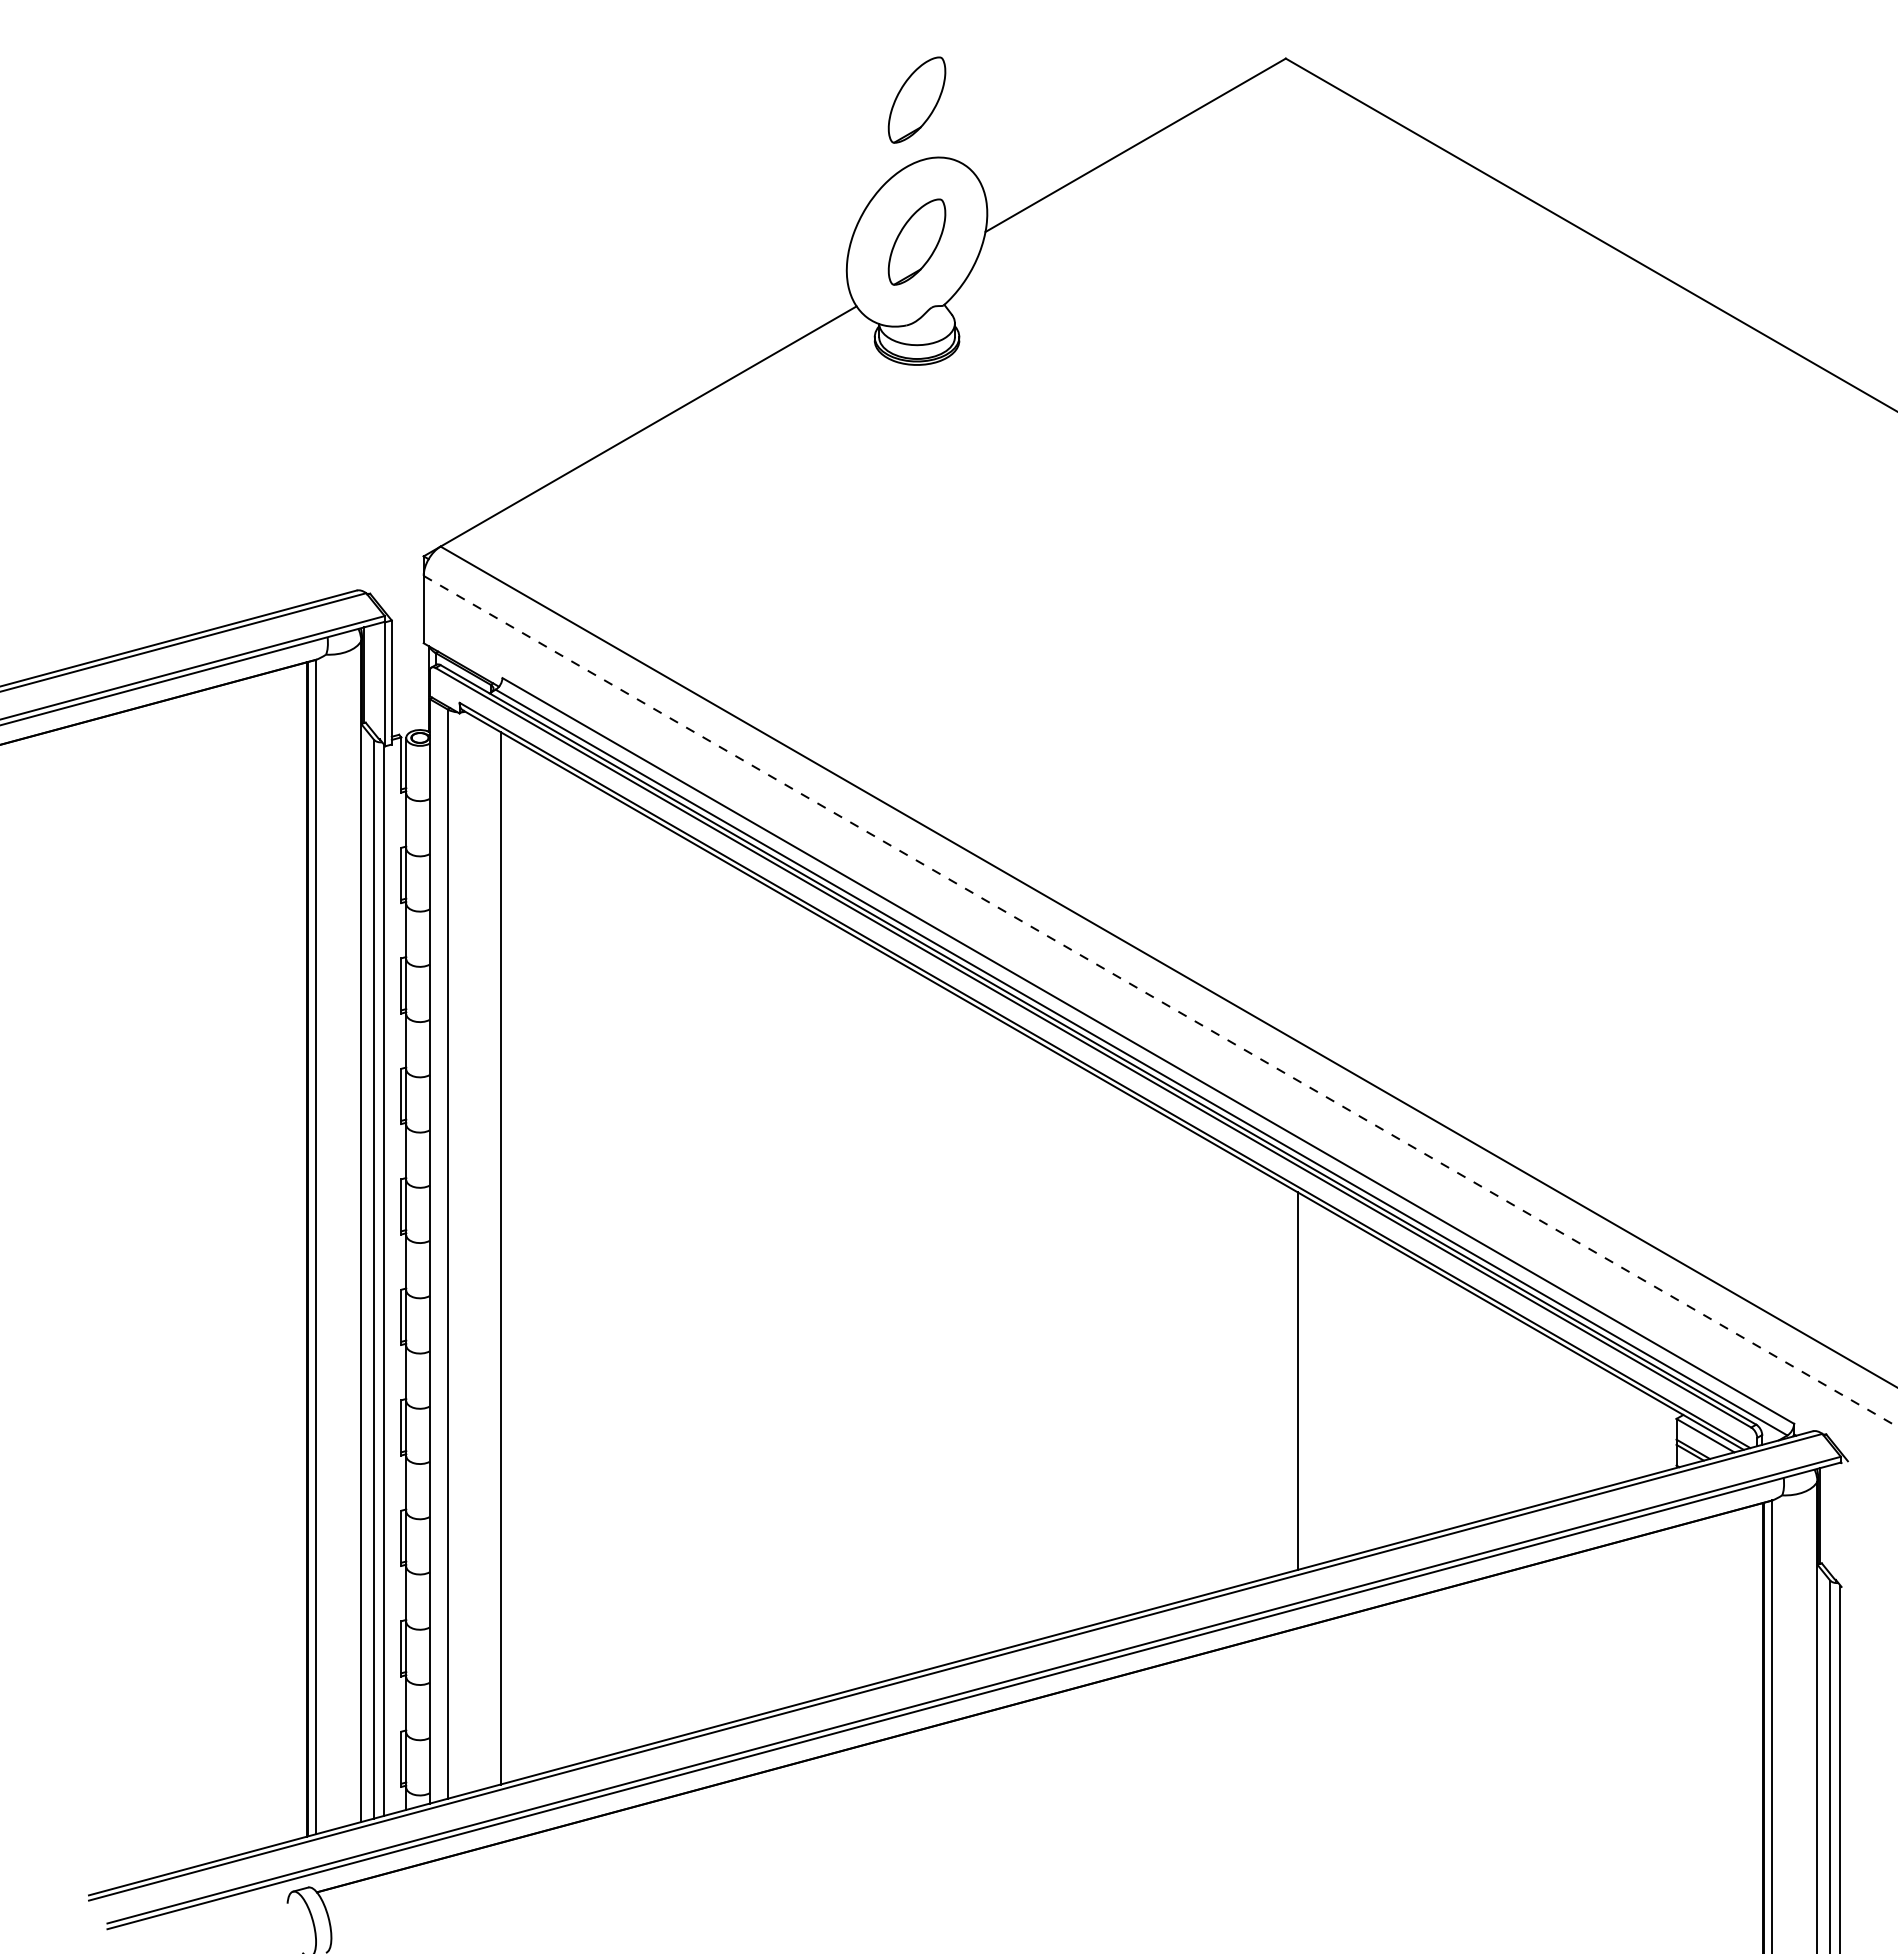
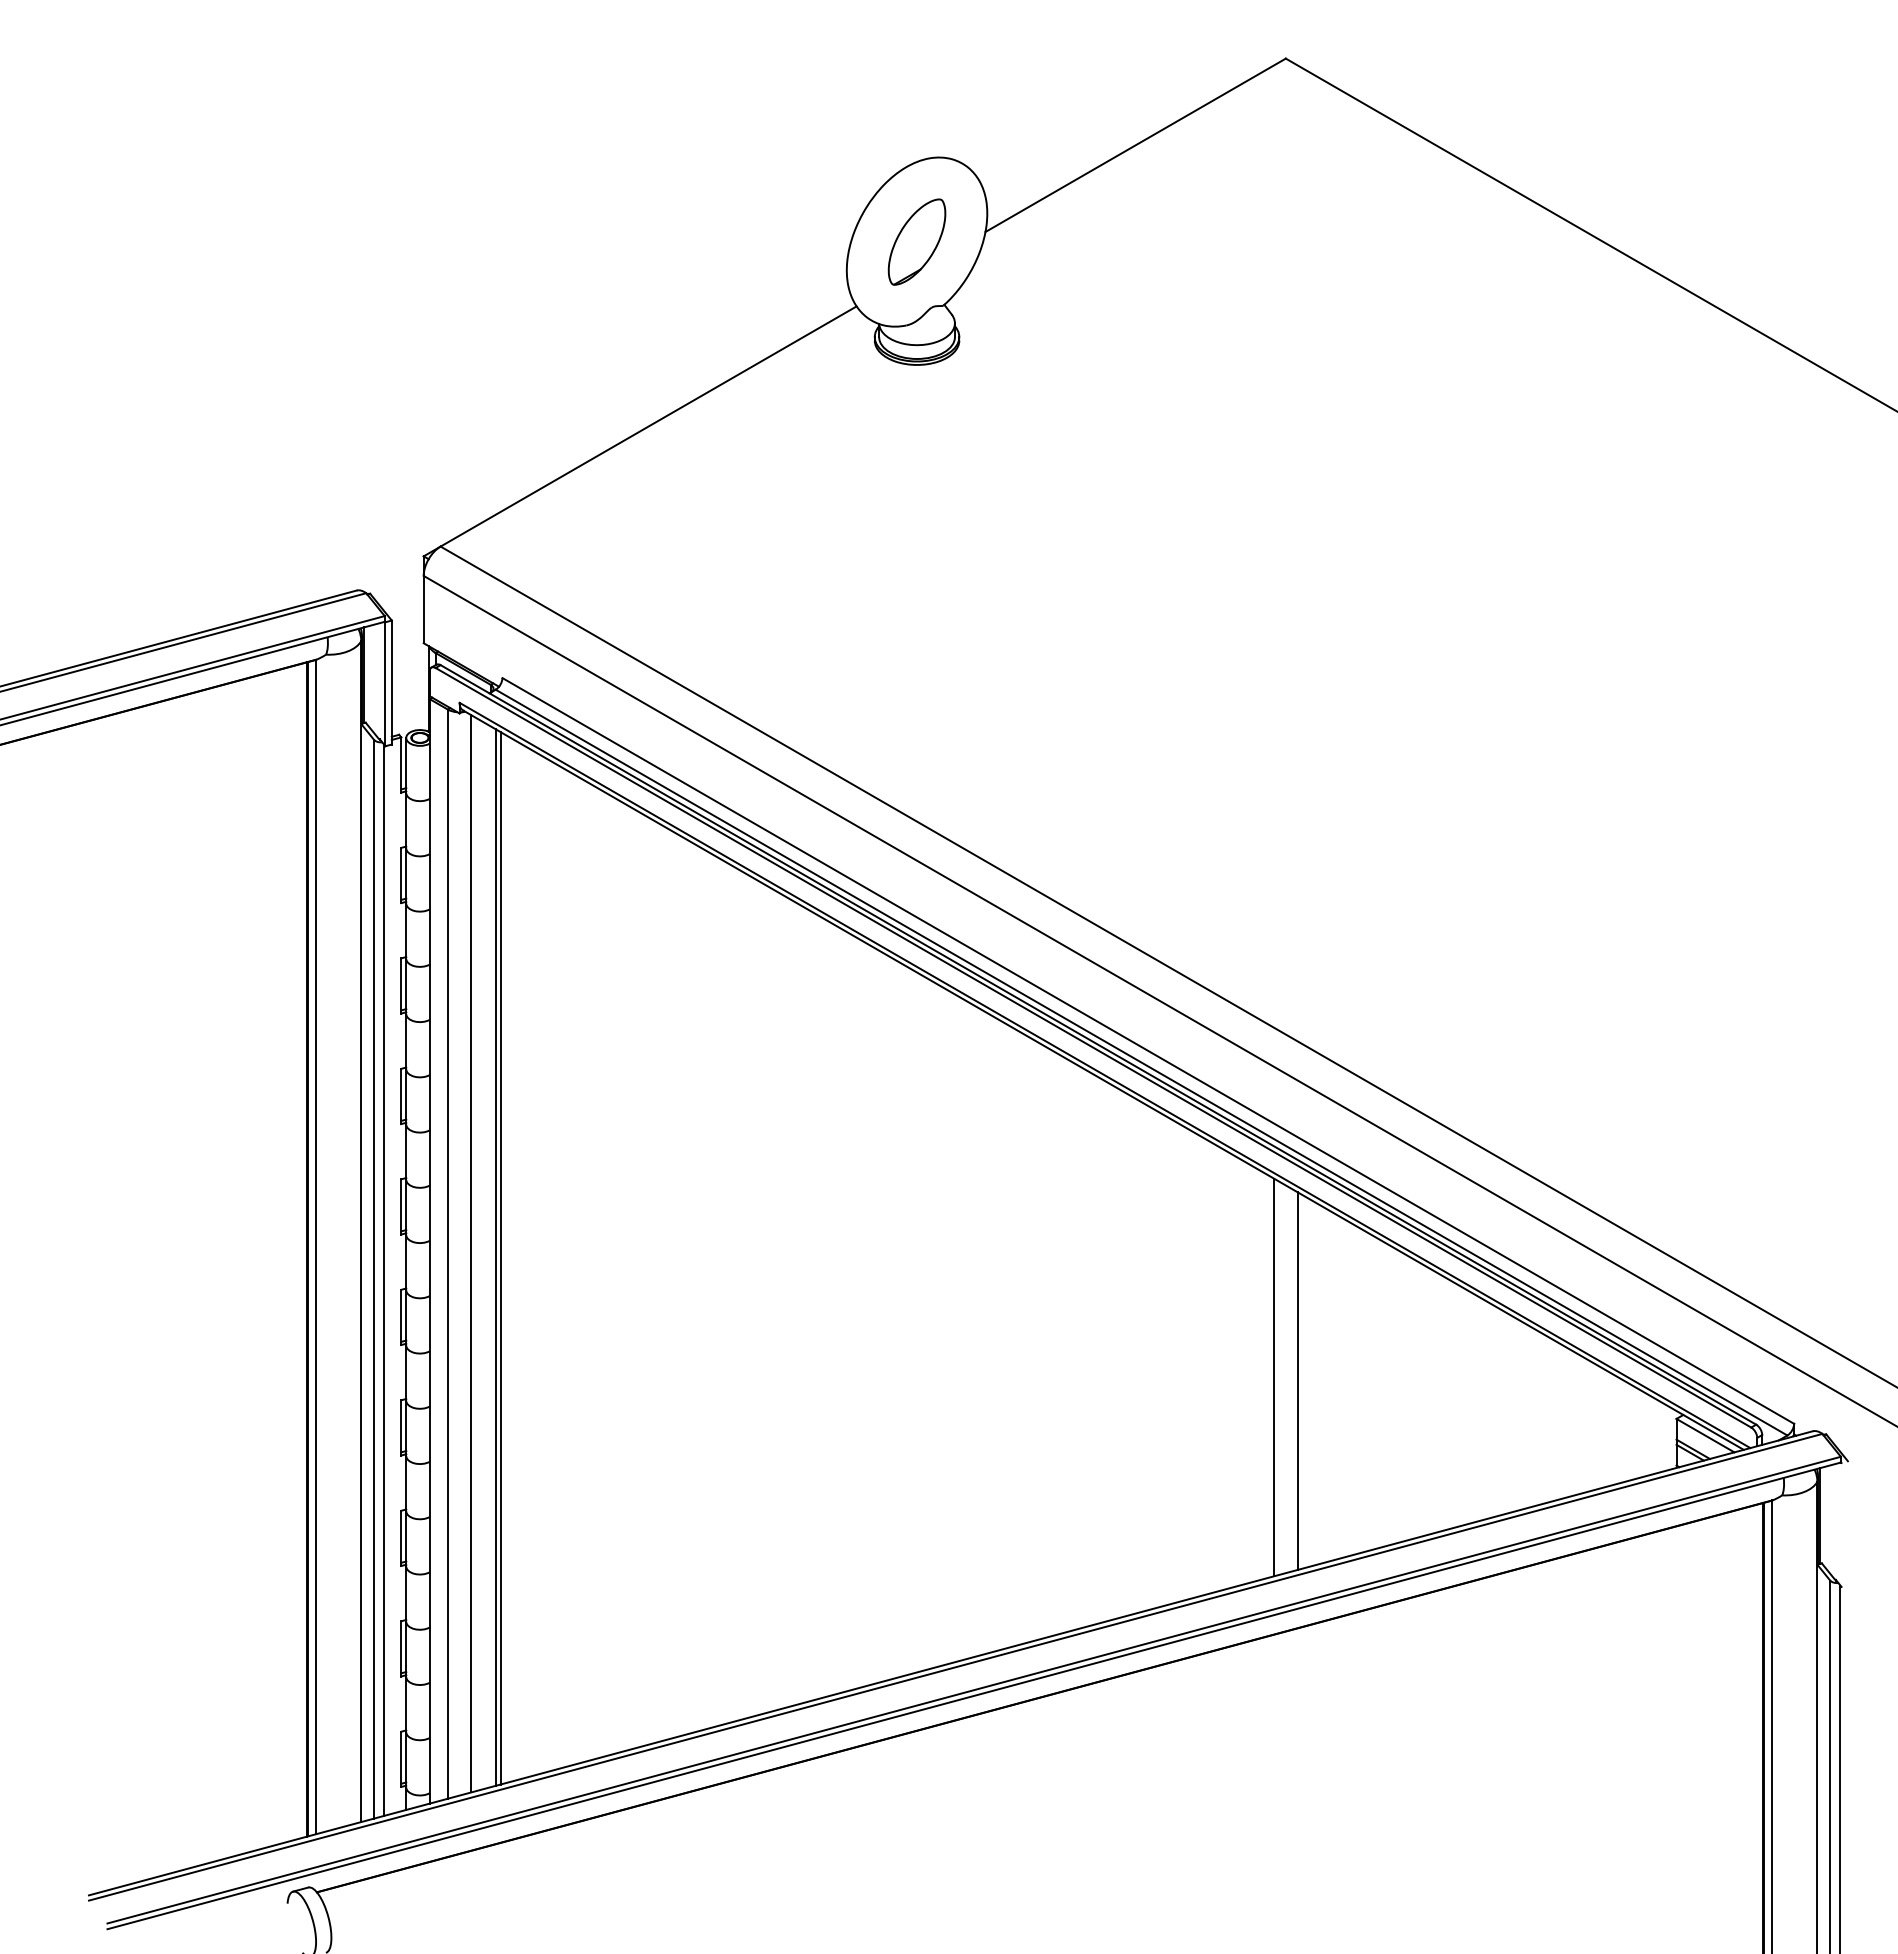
part: present -> none (916, 99)
line: dashed -> solid (1160, 1001)
line: none -> present (471, 1253)
line: none -> present (495, 1257)
line: none -> present (1273, 1377)
